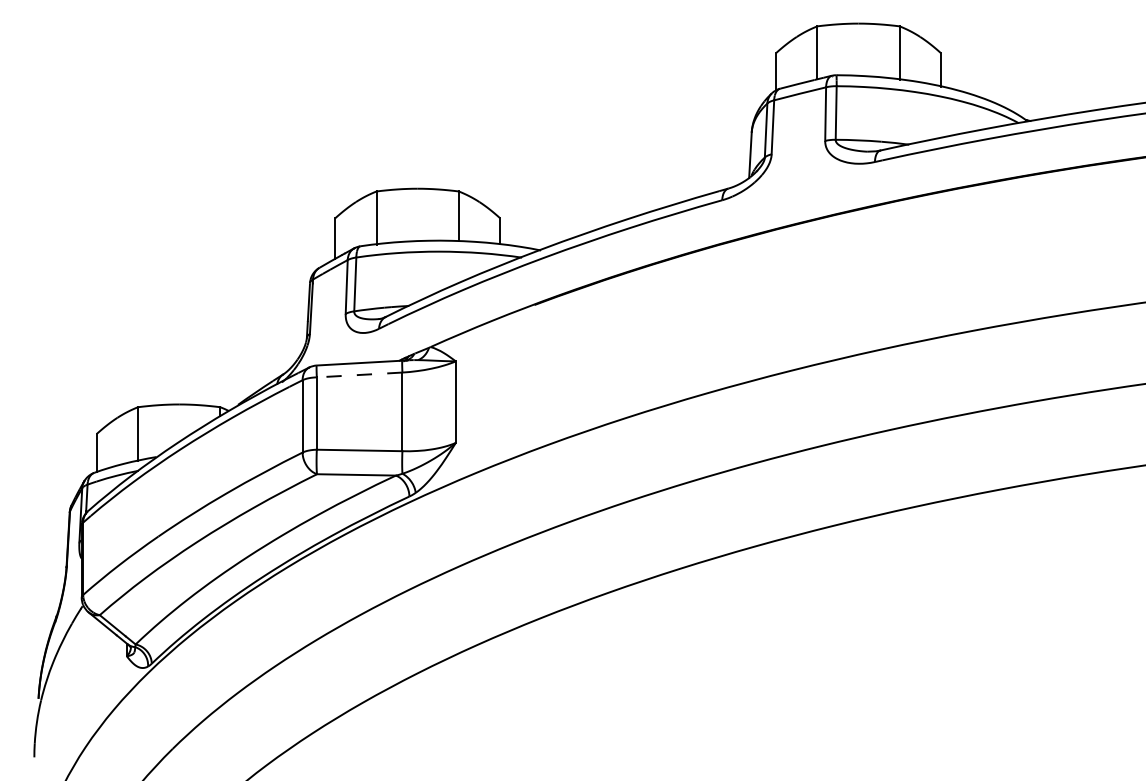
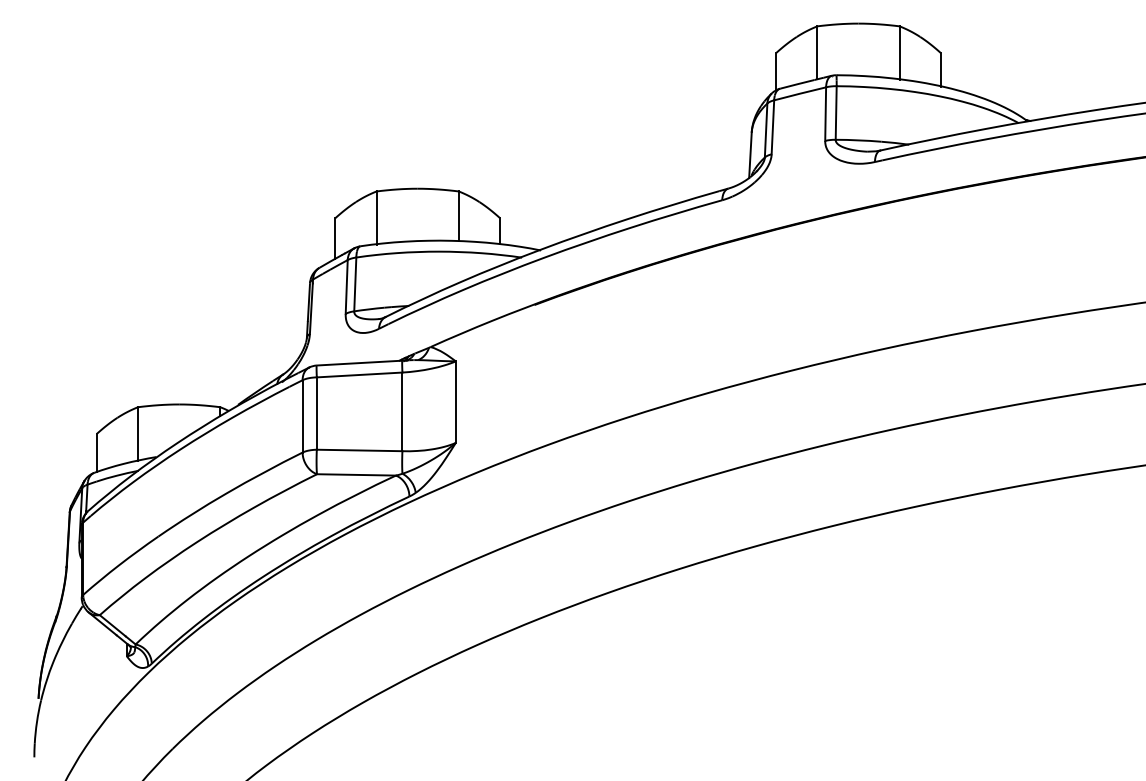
line: dashed -> solid (359, 374)
